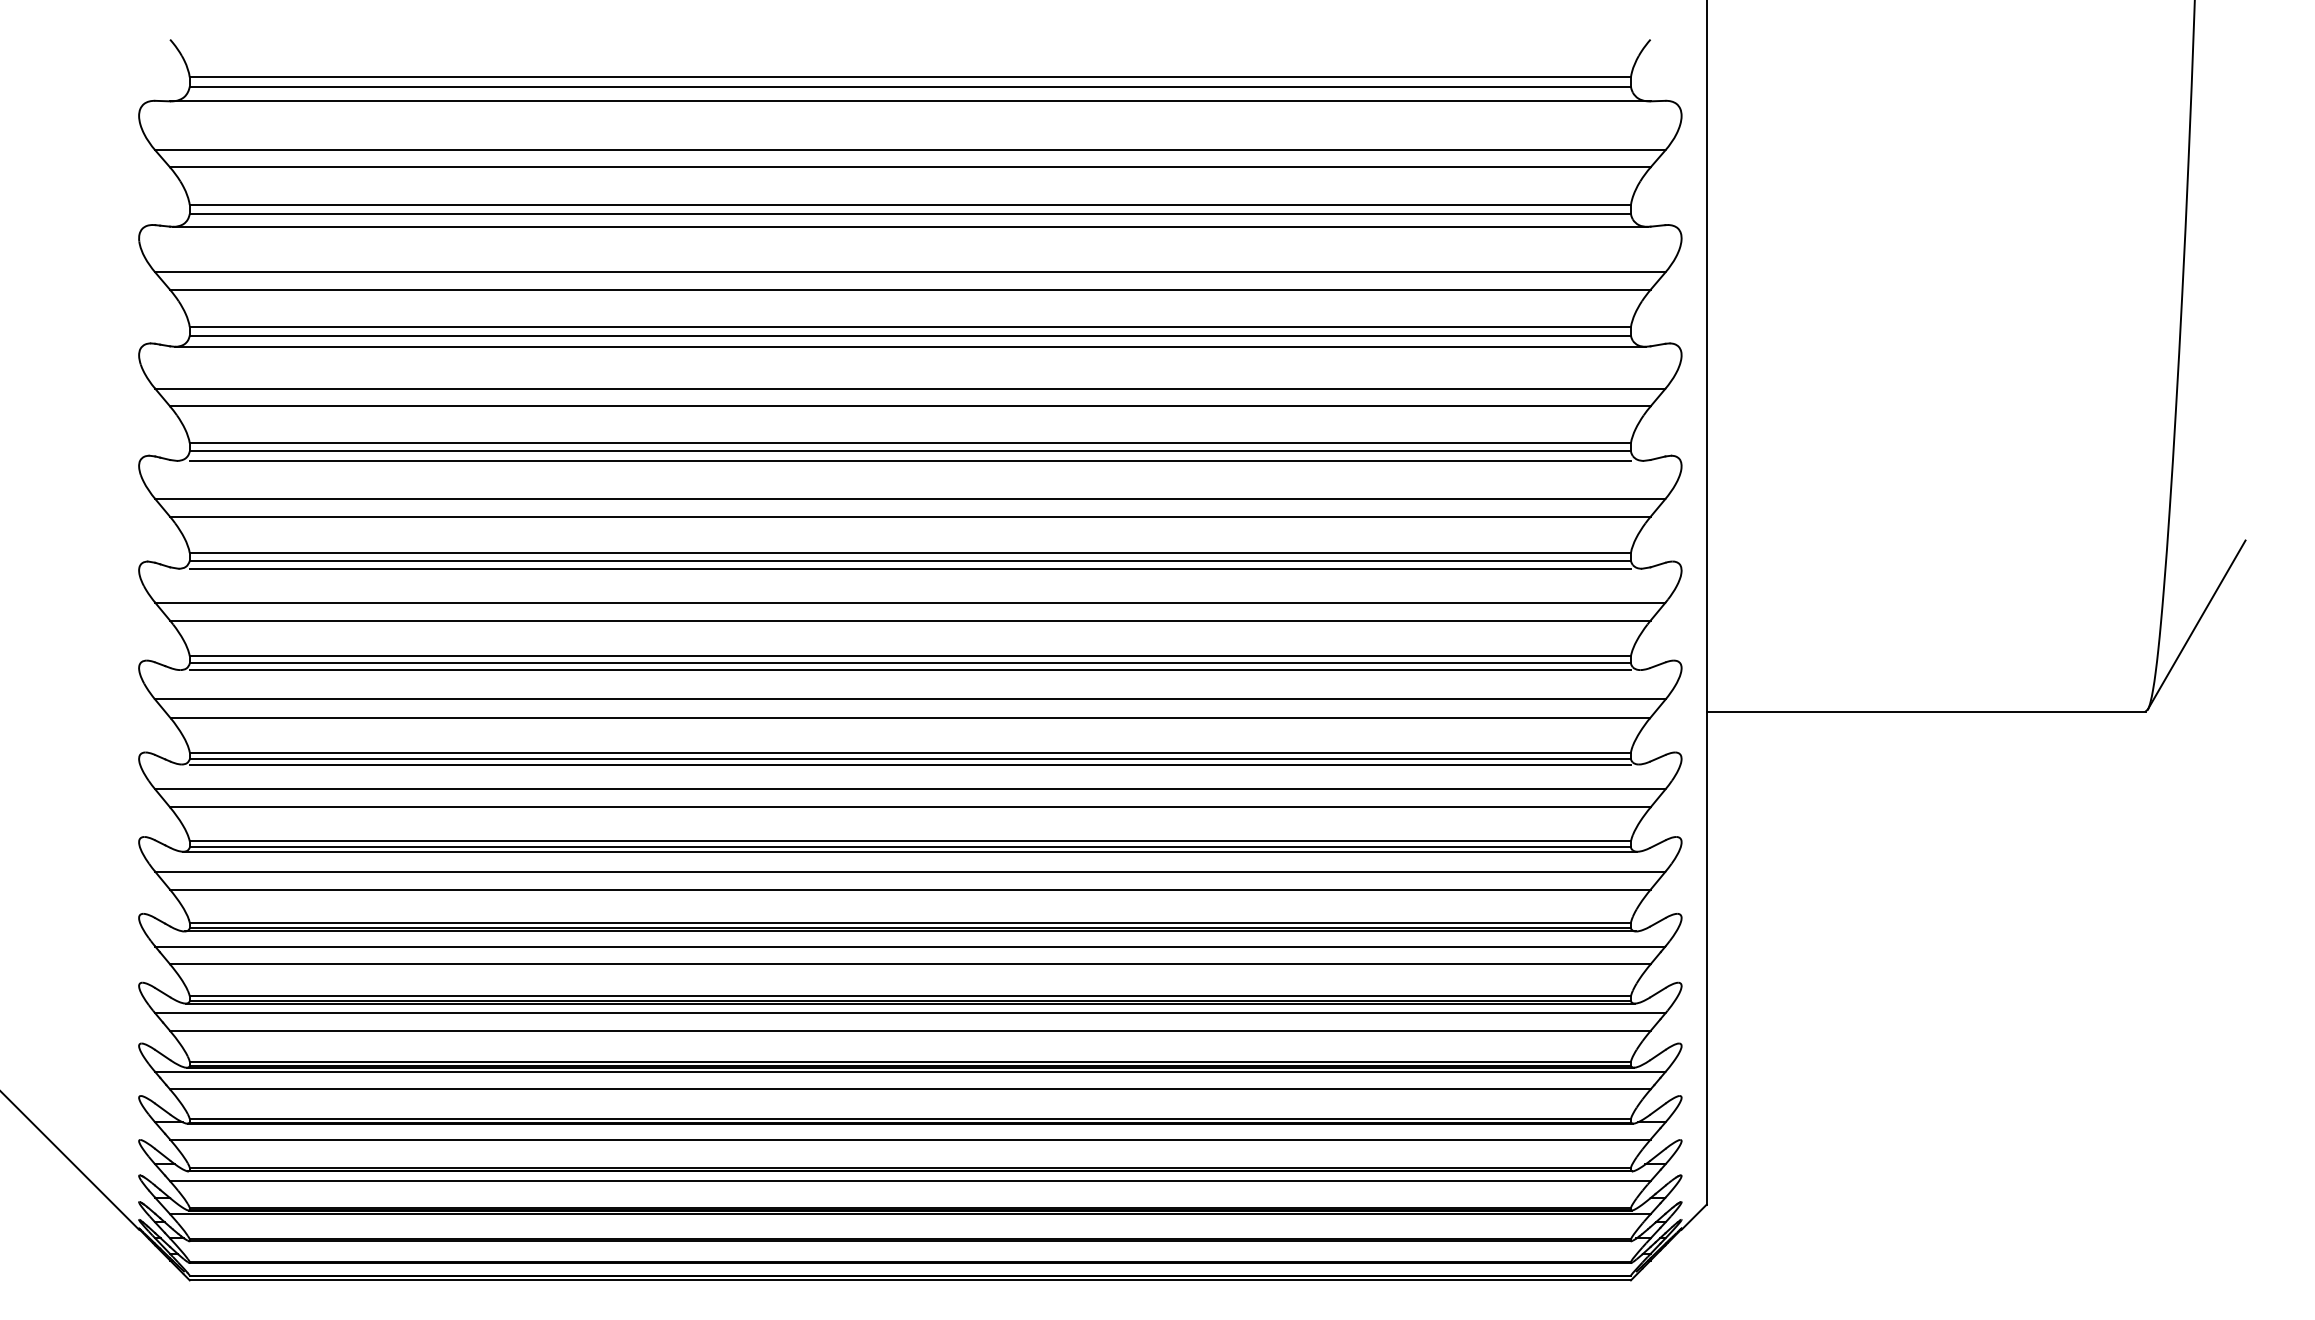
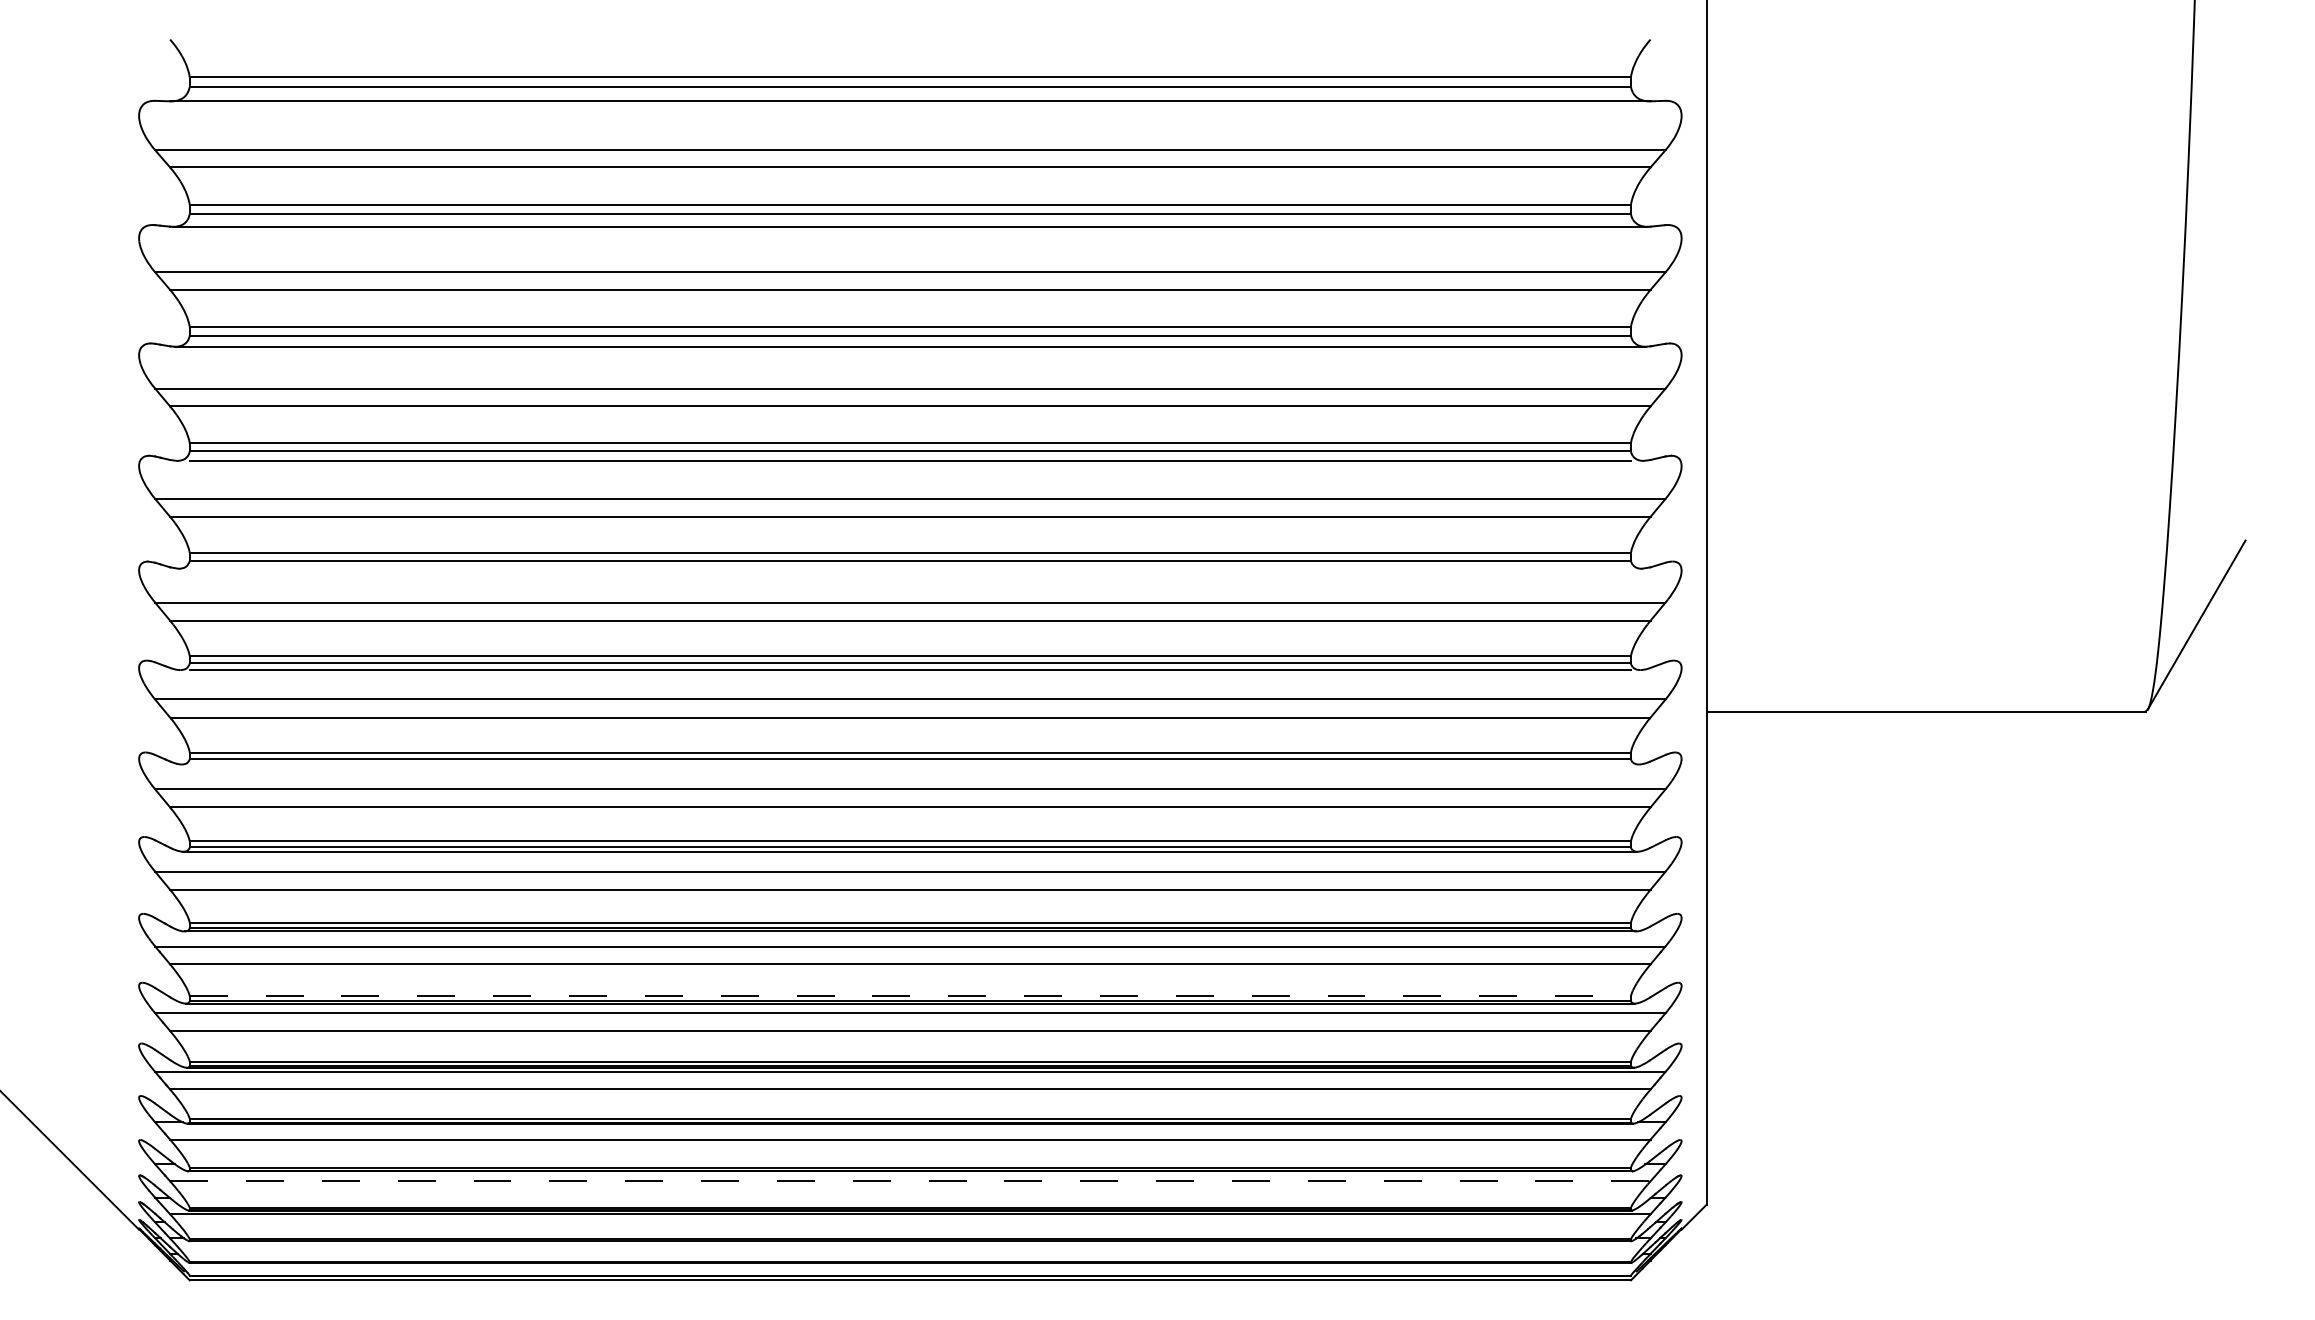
line: present -> none (909, 568)
line: present -> none (909, 764)
line: solid -> dashed (910, 996)
line: solid -> dashed (910, 1181)
